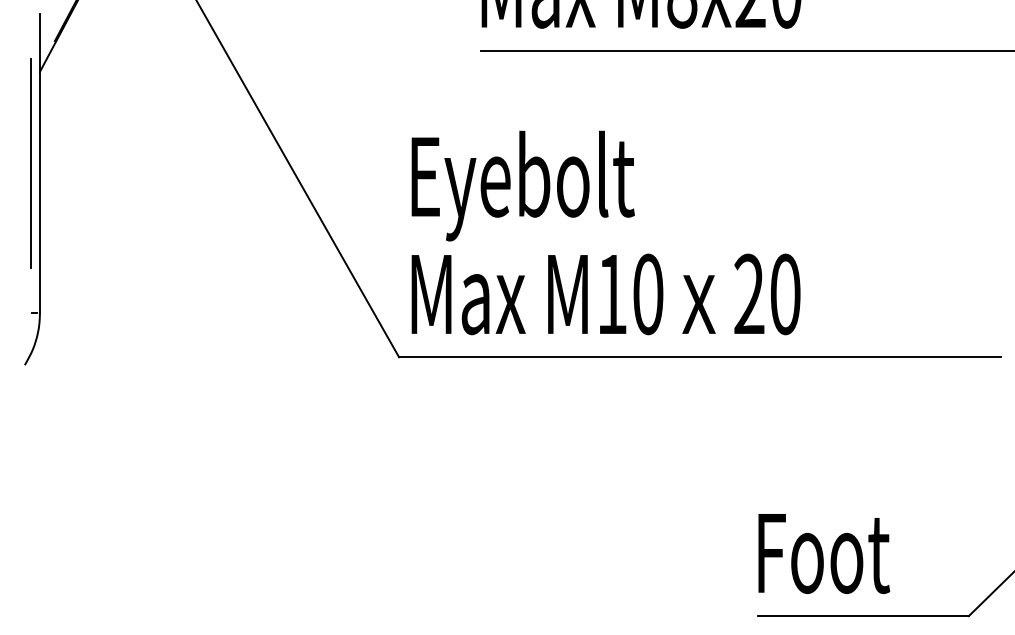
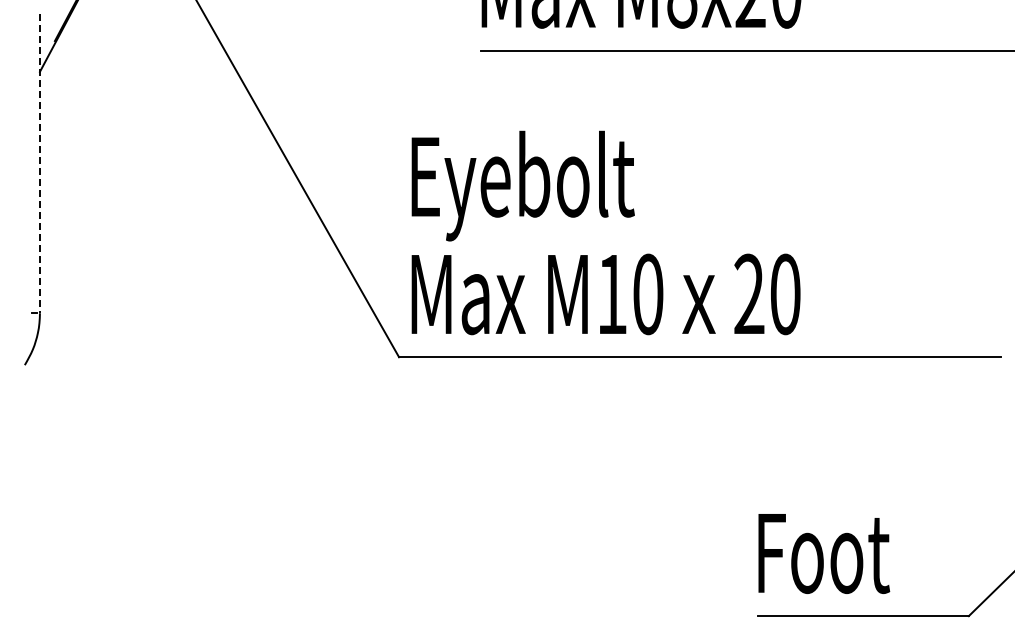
line: present -> none (30, 163)
line: solid -> dashed (39, 164)
